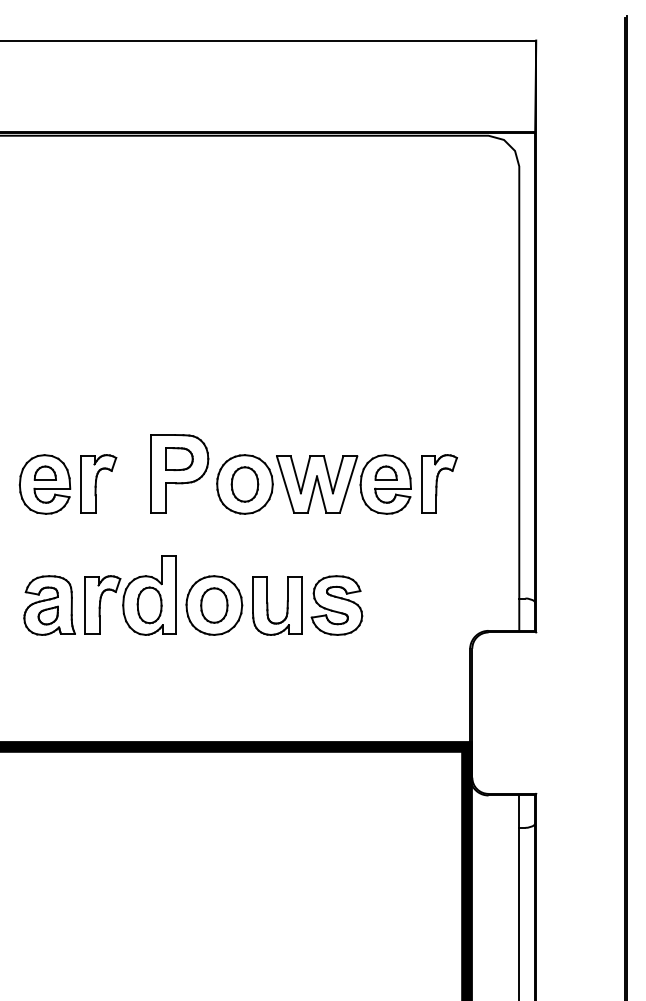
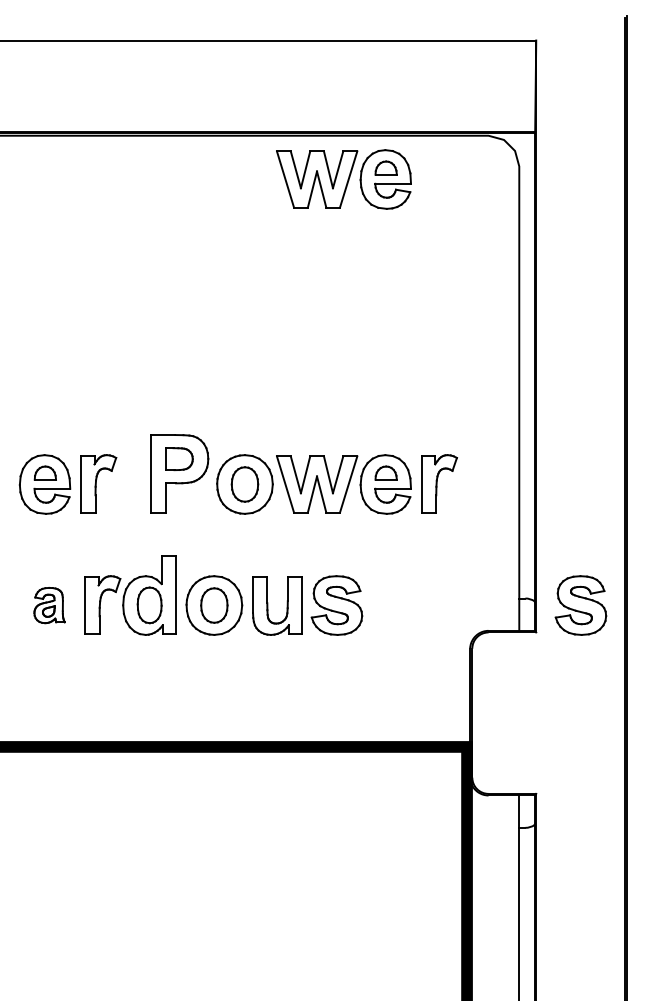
part: none -> present (343, 179)
part size: 53x61 px -> 33x38 px (49, 605)
part: none -> present (580, 605)
